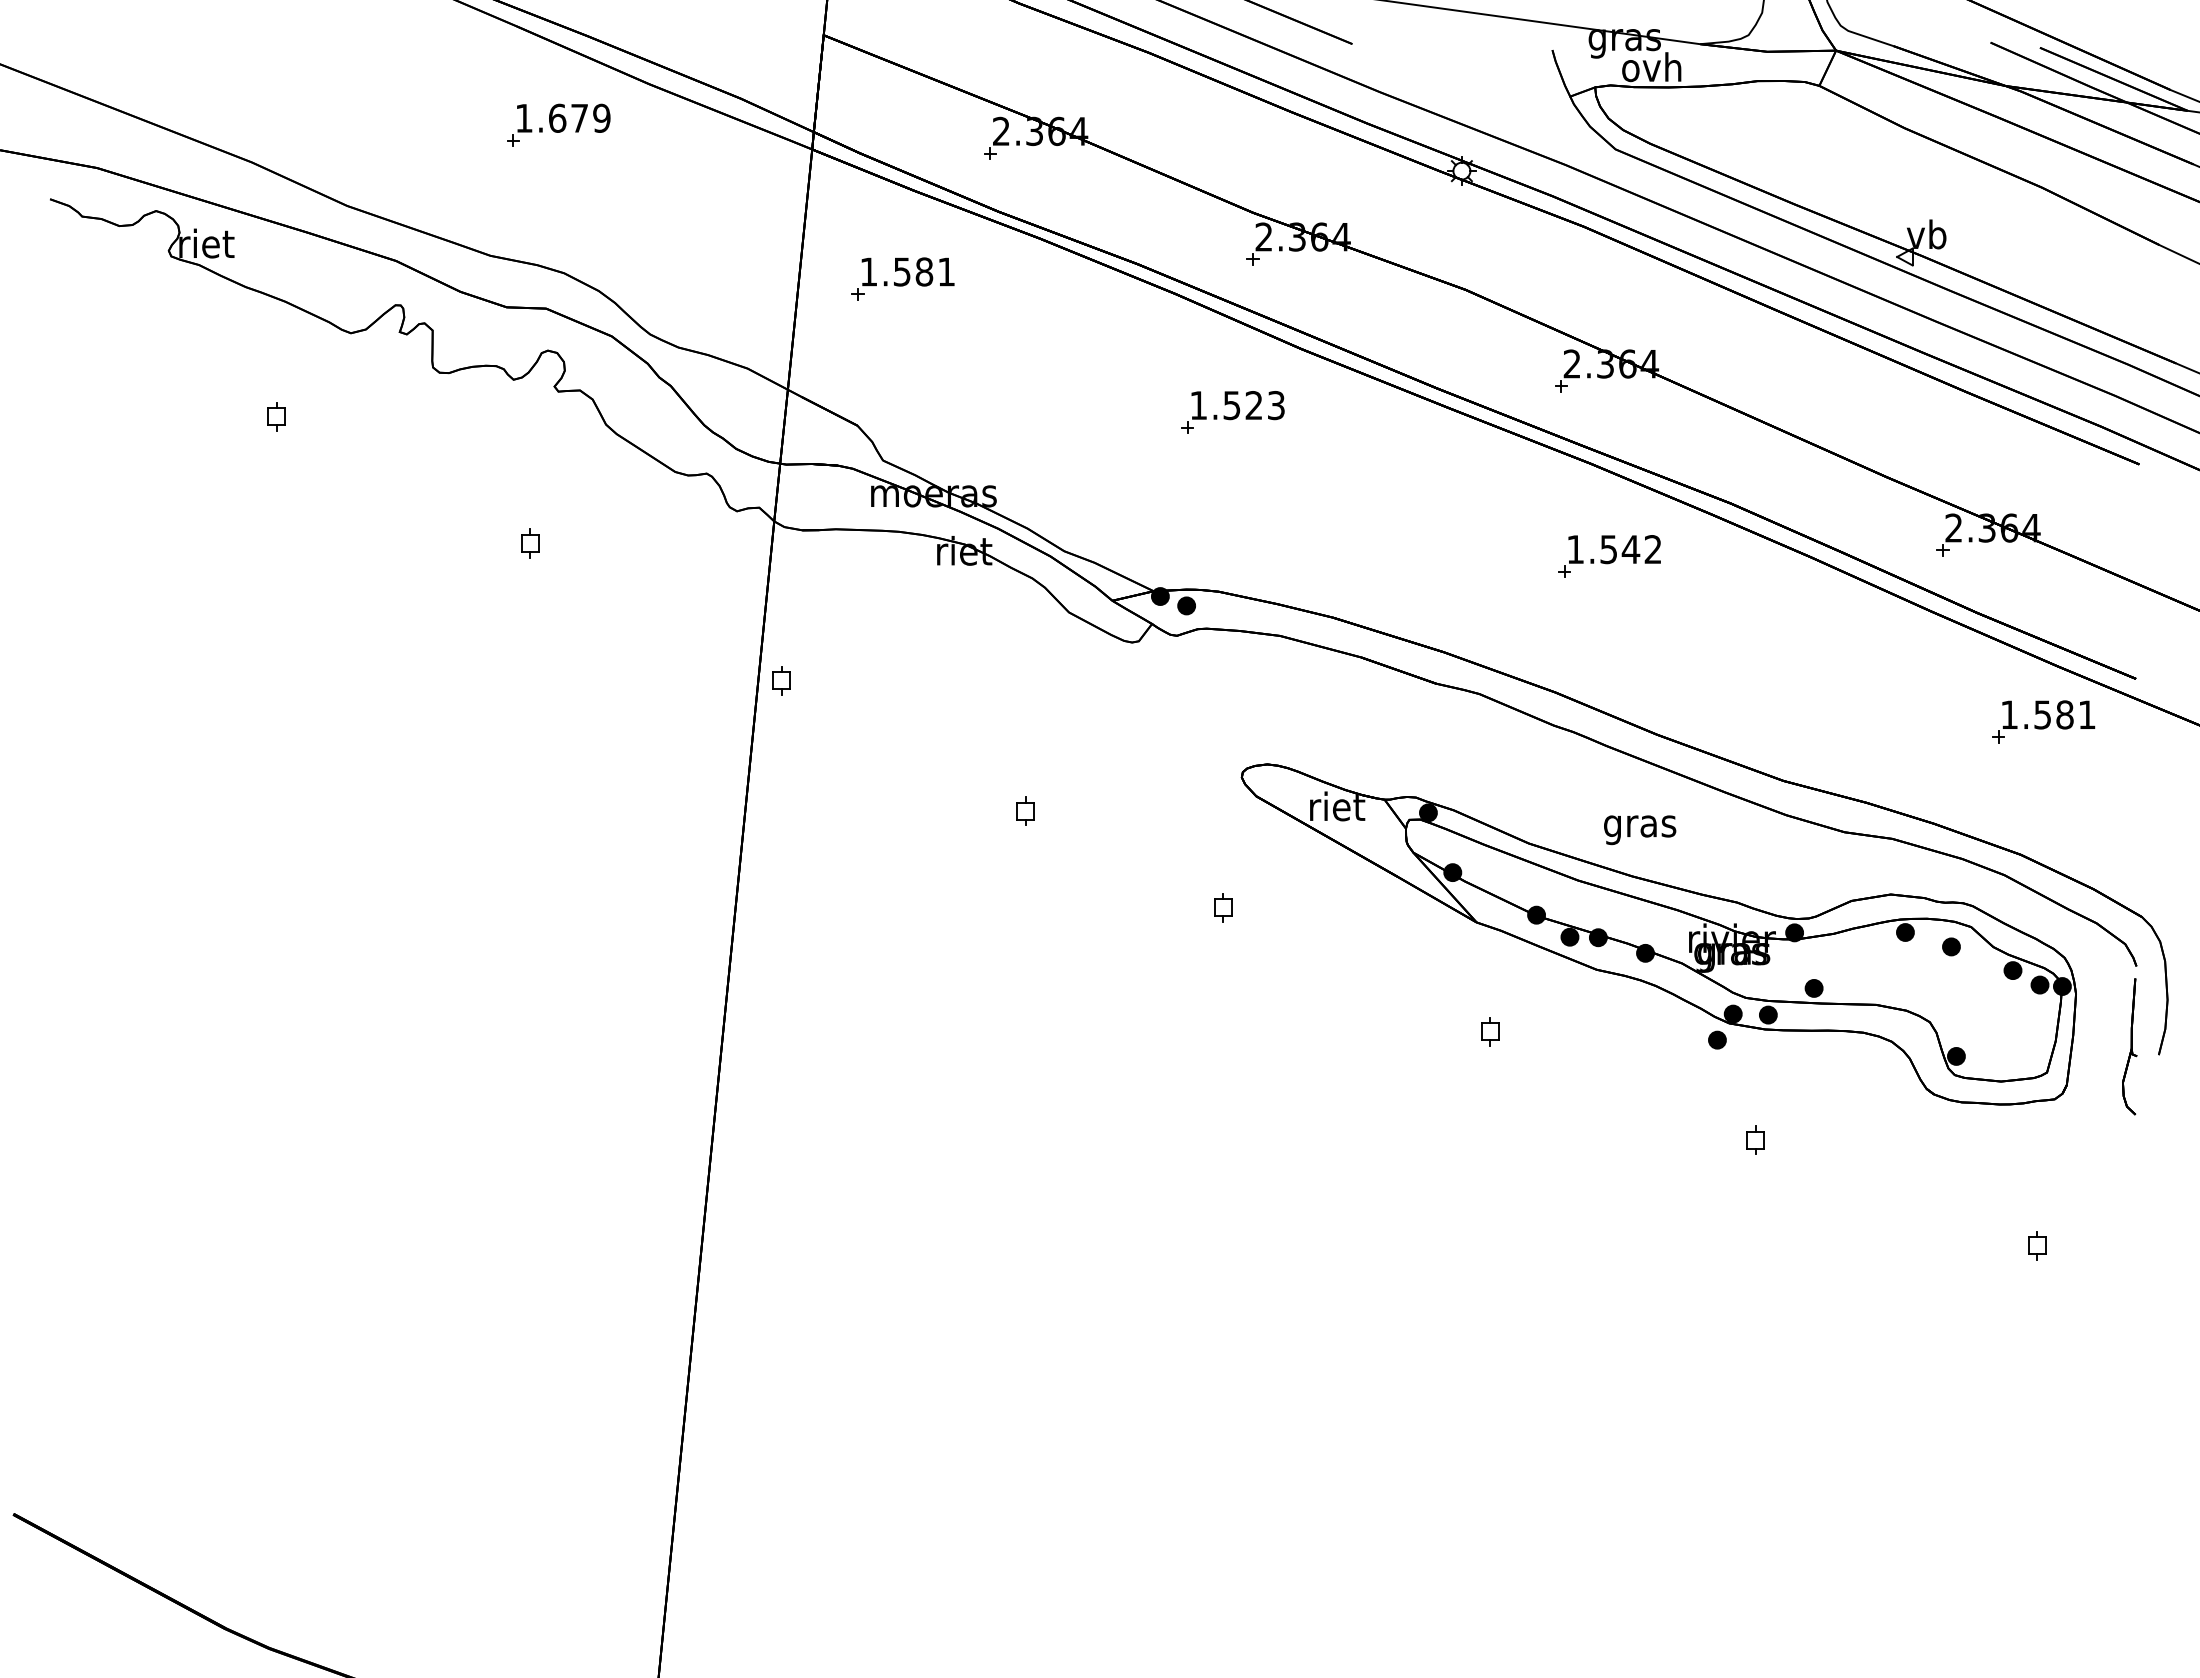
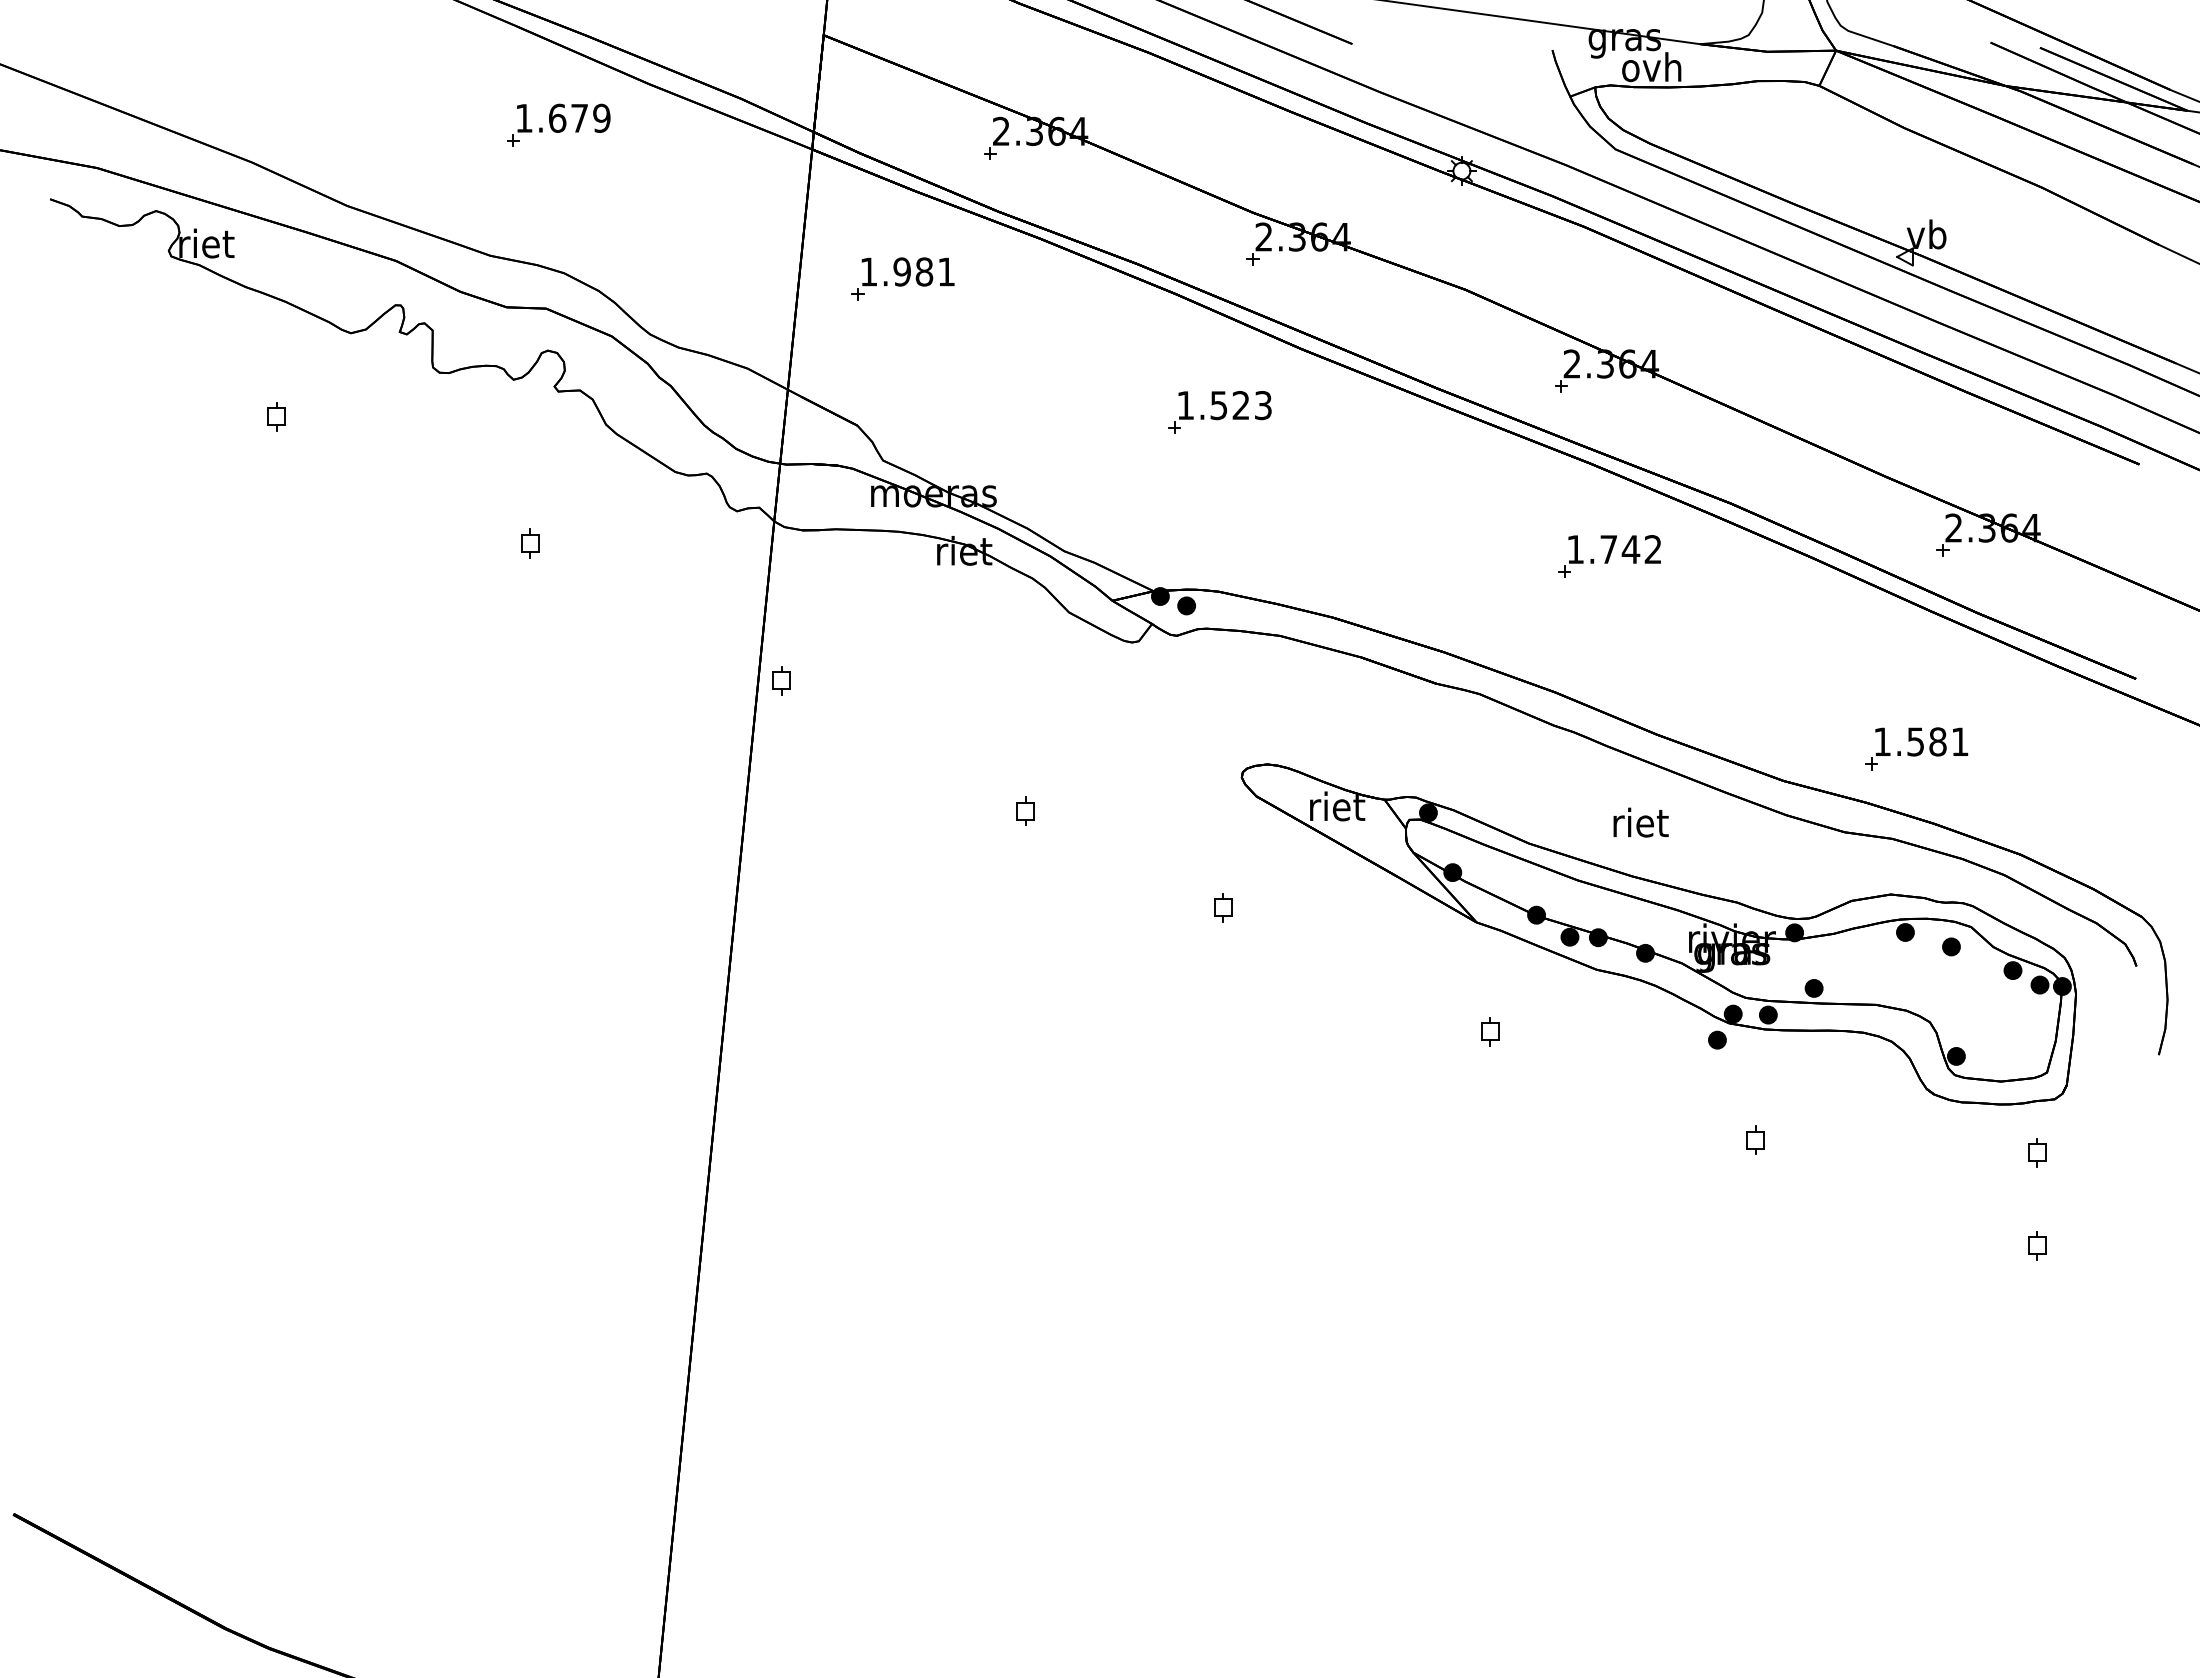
text: 1.581 -> 1.981 (901, 271)
part position: (1232, 412) -> (1219, 412) (1219, 412)
text: 1.542 -> 1.742 (1608, 549)
part position: (2043, 721) -> (1916, 748) (1916, 748)
text: gras -> riet (1640, 826)
part: present -> none (2129, 1046)
part: none -> present (2037, 1152)
